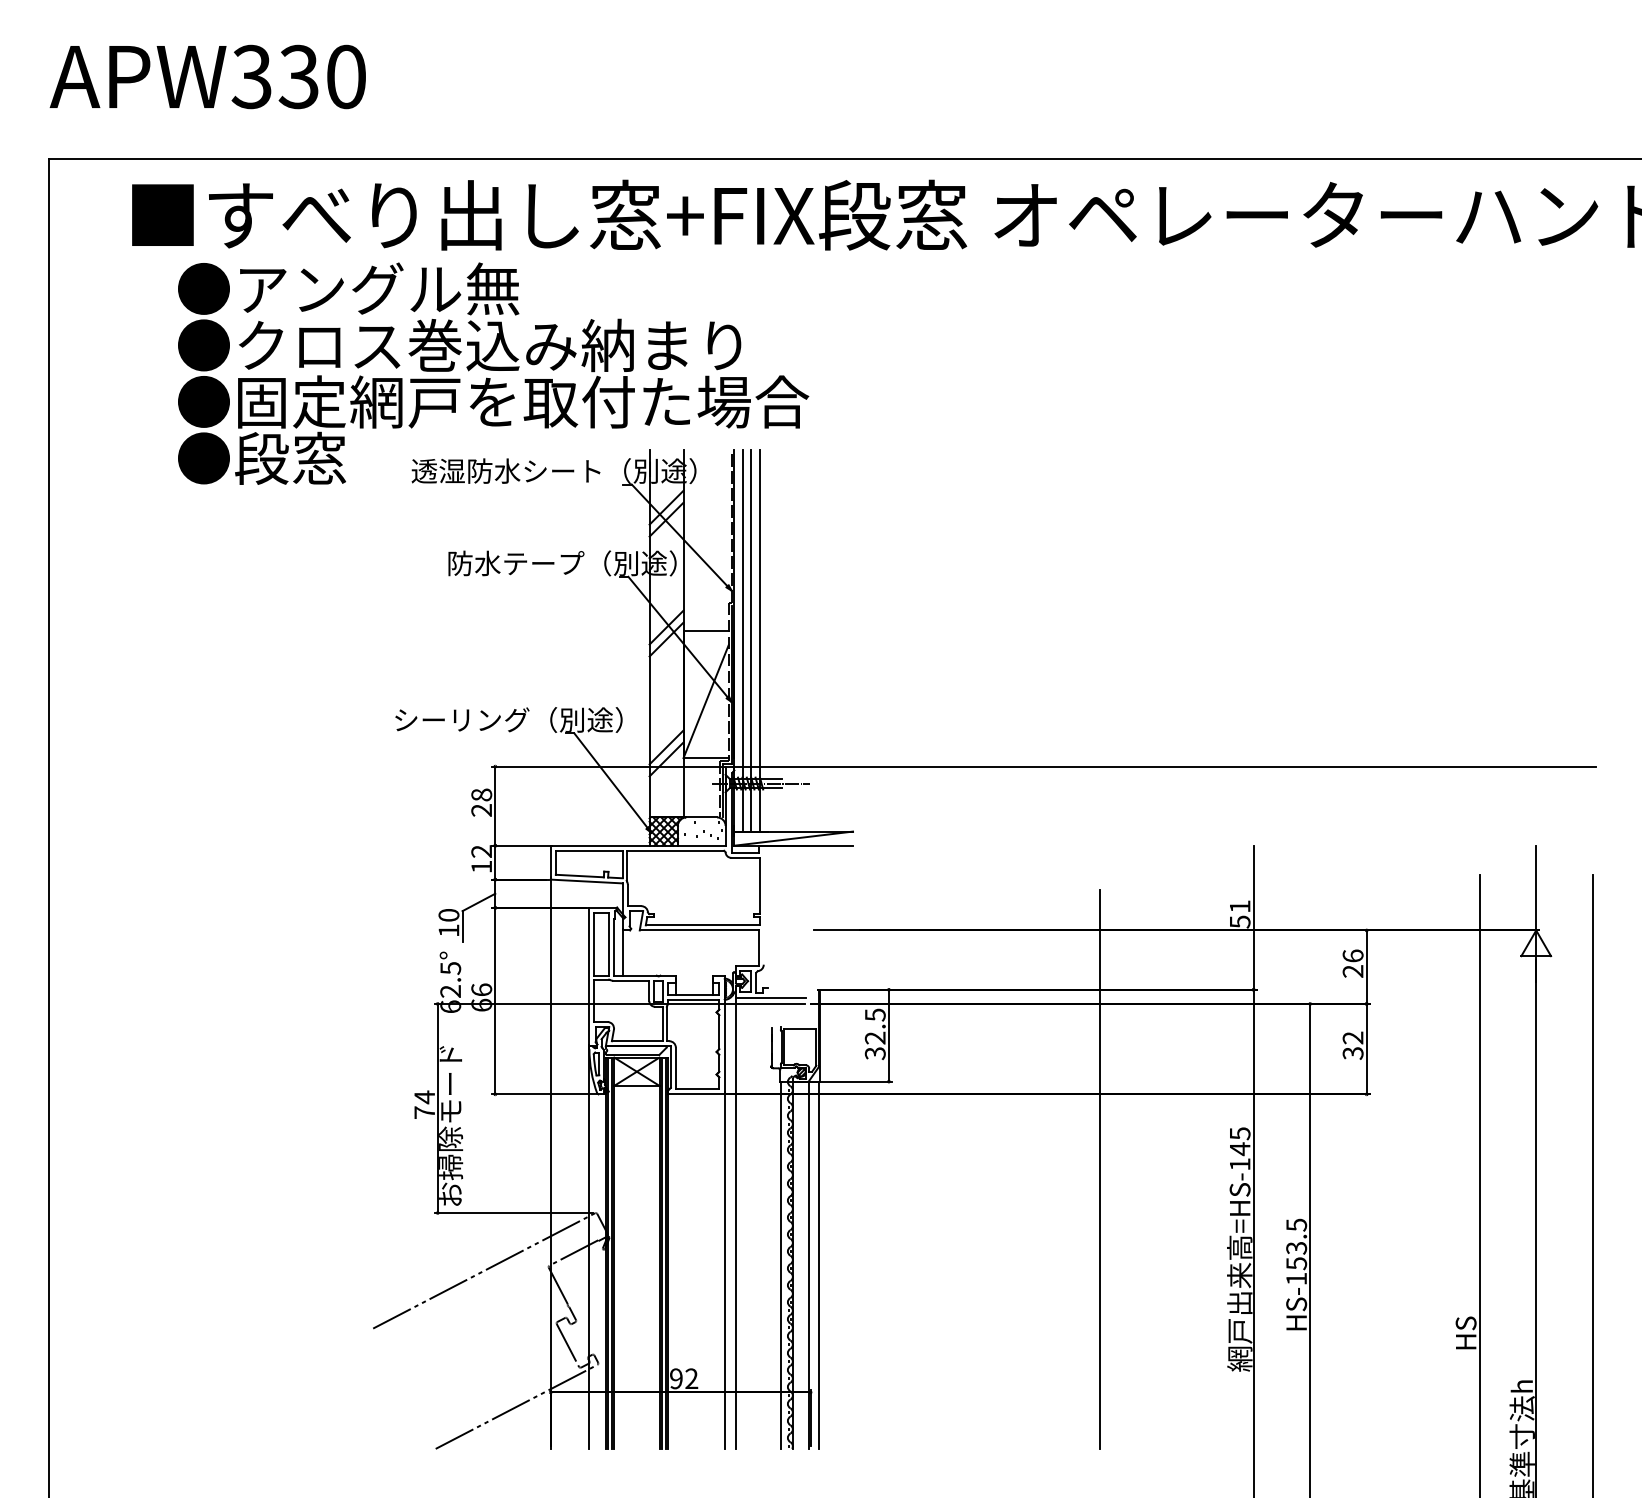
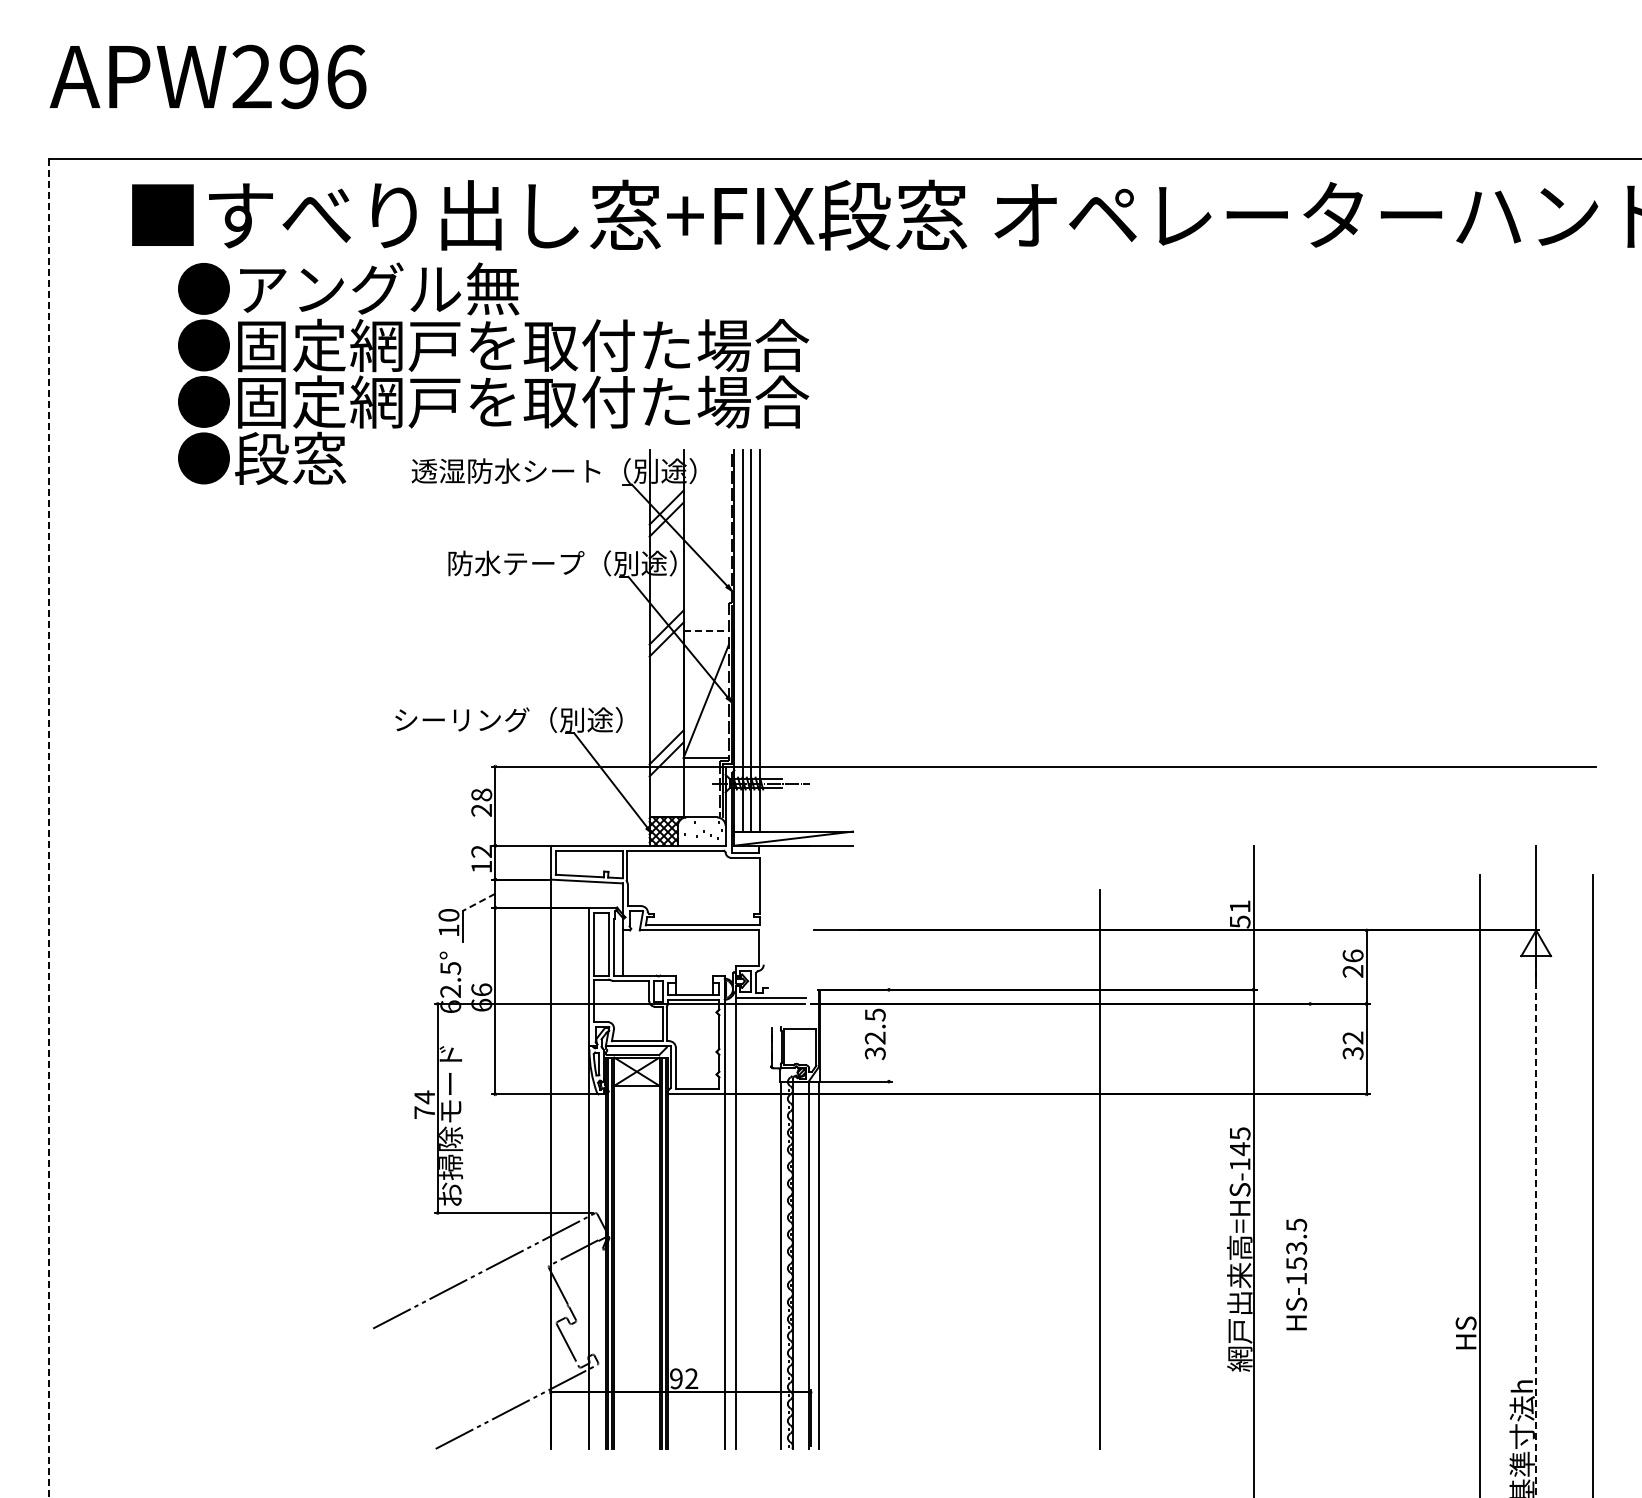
text: APW330 -> APW296 (298, 76)
text: ●クロス巻込み納まり -> ●固定網戸を取付た場合 (523, 345)
line: solid -> dashed (706, 631)
line: solid -> dashed (49, 827)
line: solid -> dashed (478, 902)
line: present -> none (888, 1035)
line: solid -> dashed (1536, 1229)
line: present -> none (1310, 1248)
